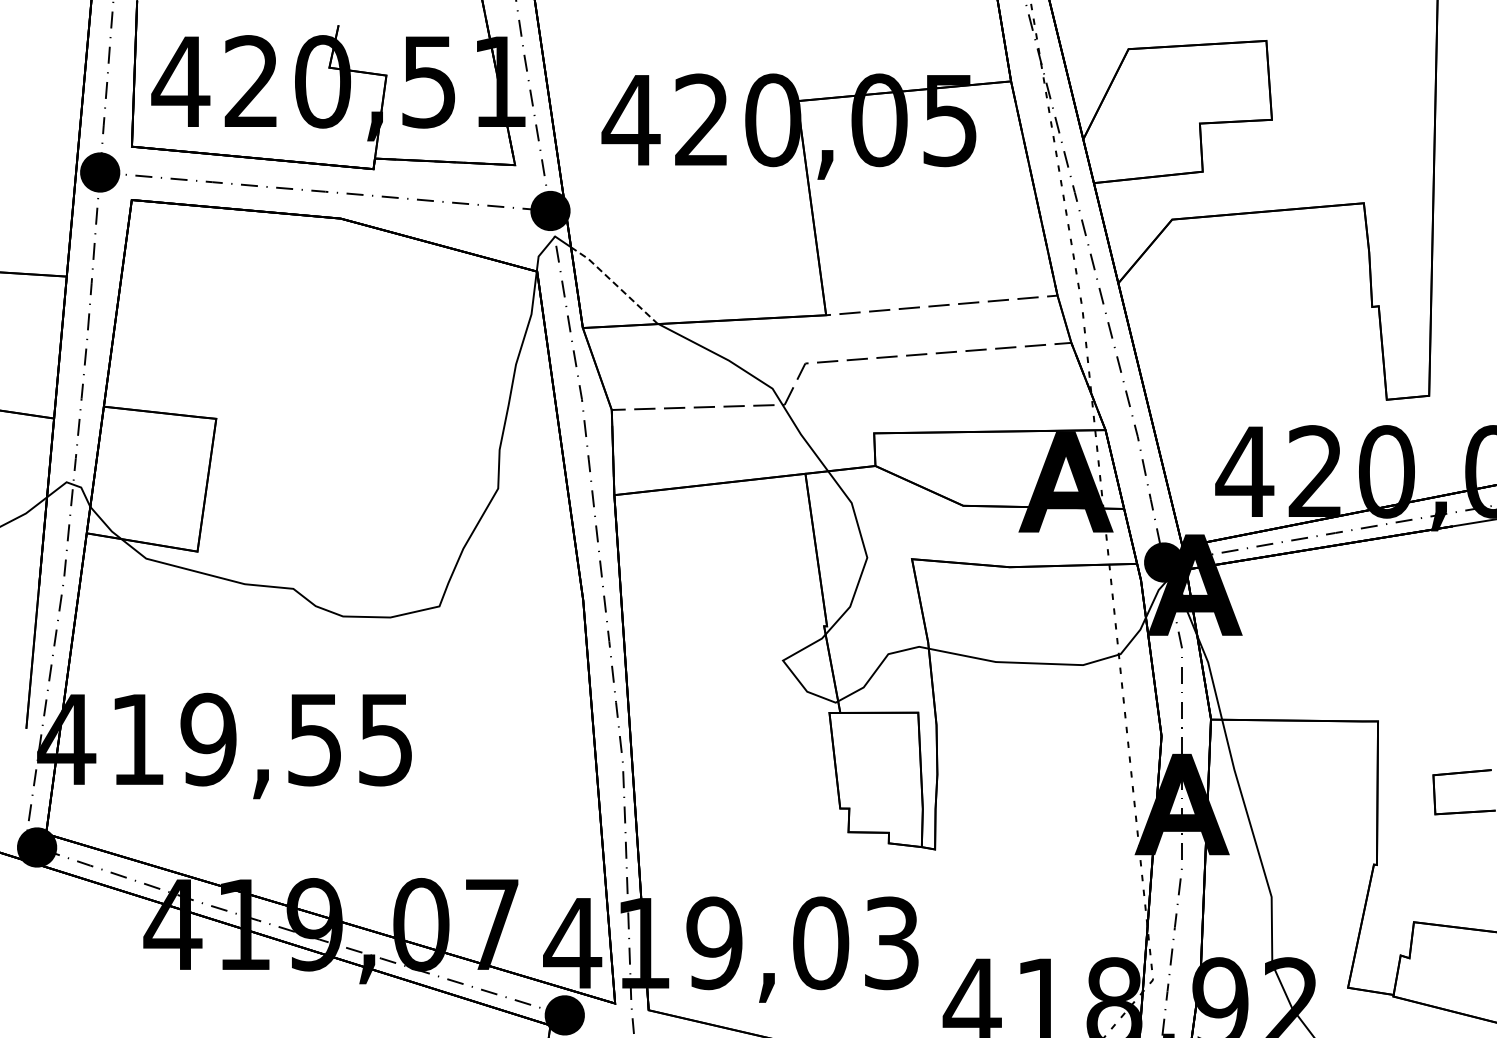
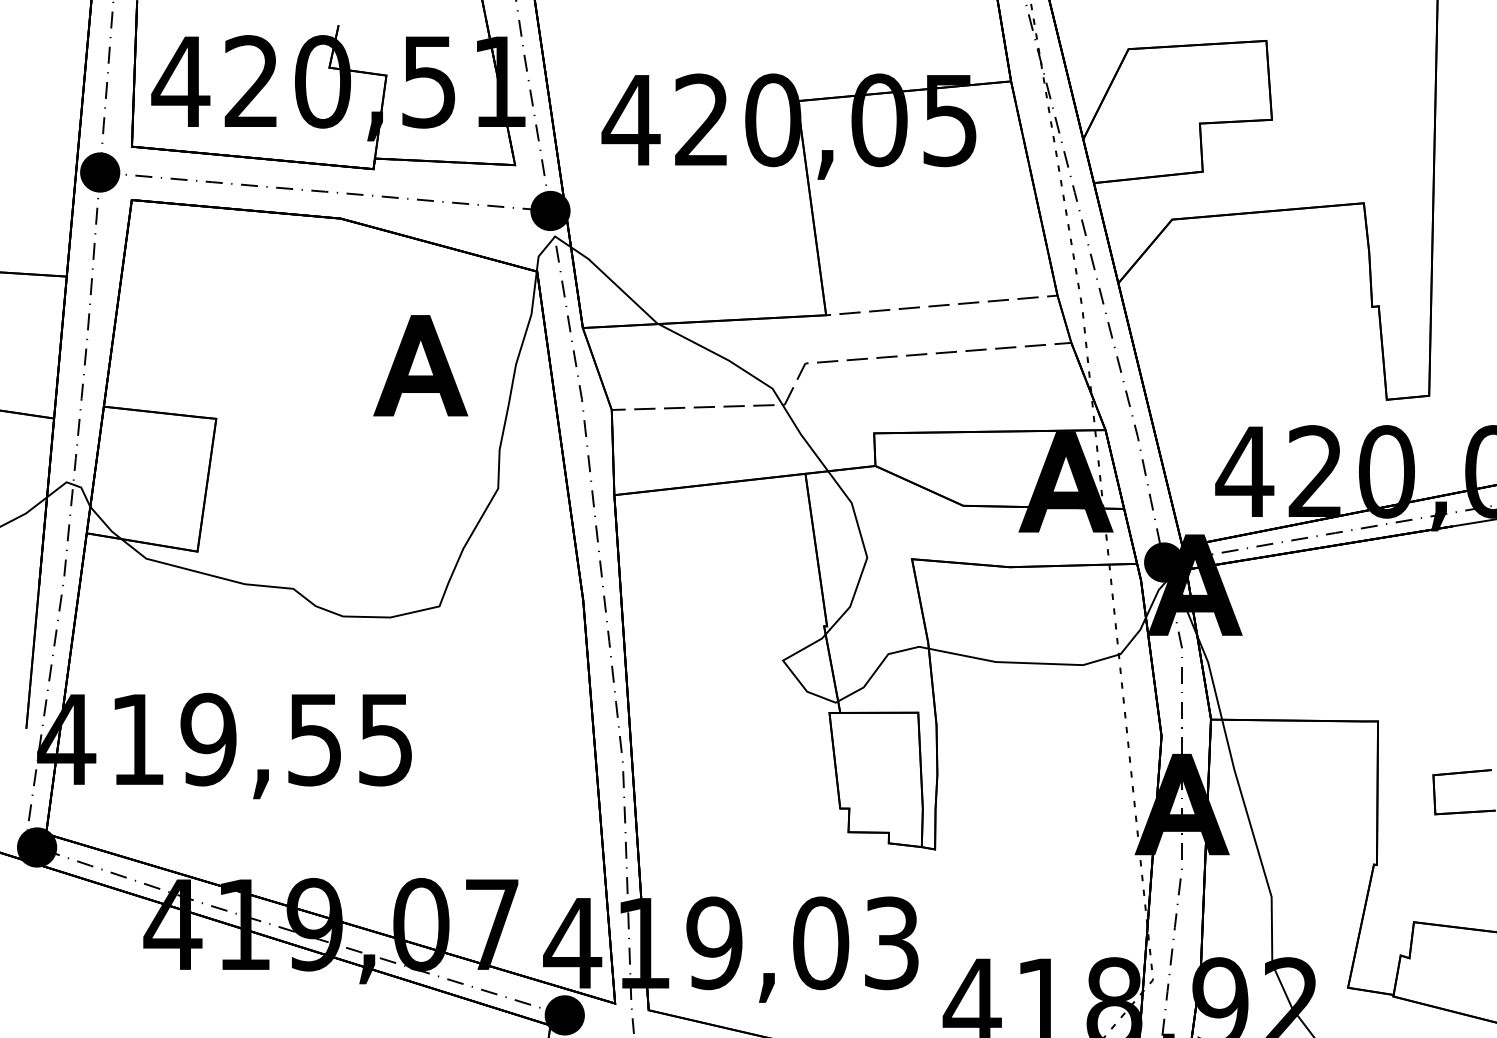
line: dashed -> solid (615, 284)
part: none -> present (420, 365)
